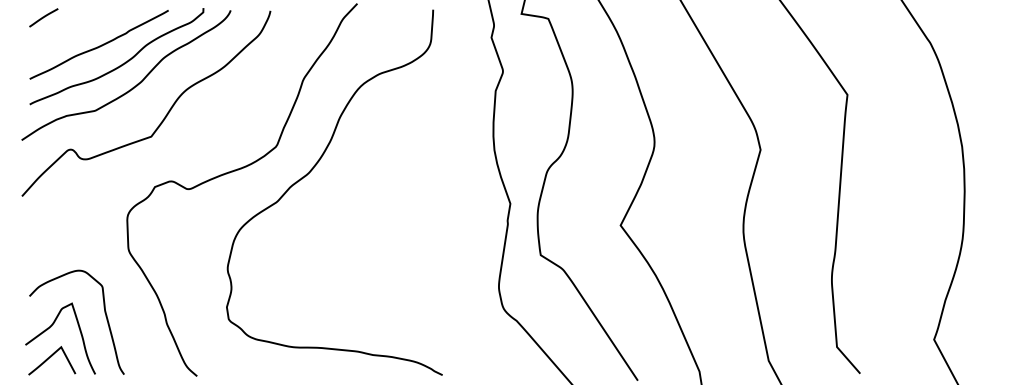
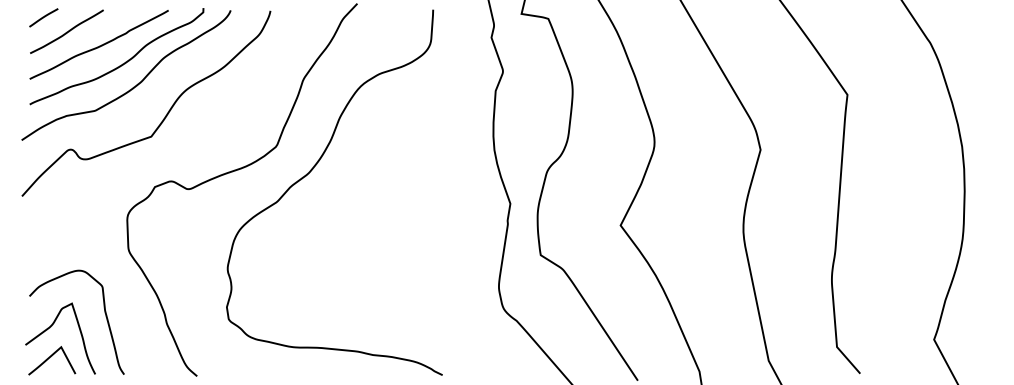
curve: none -> present (66, 31)
